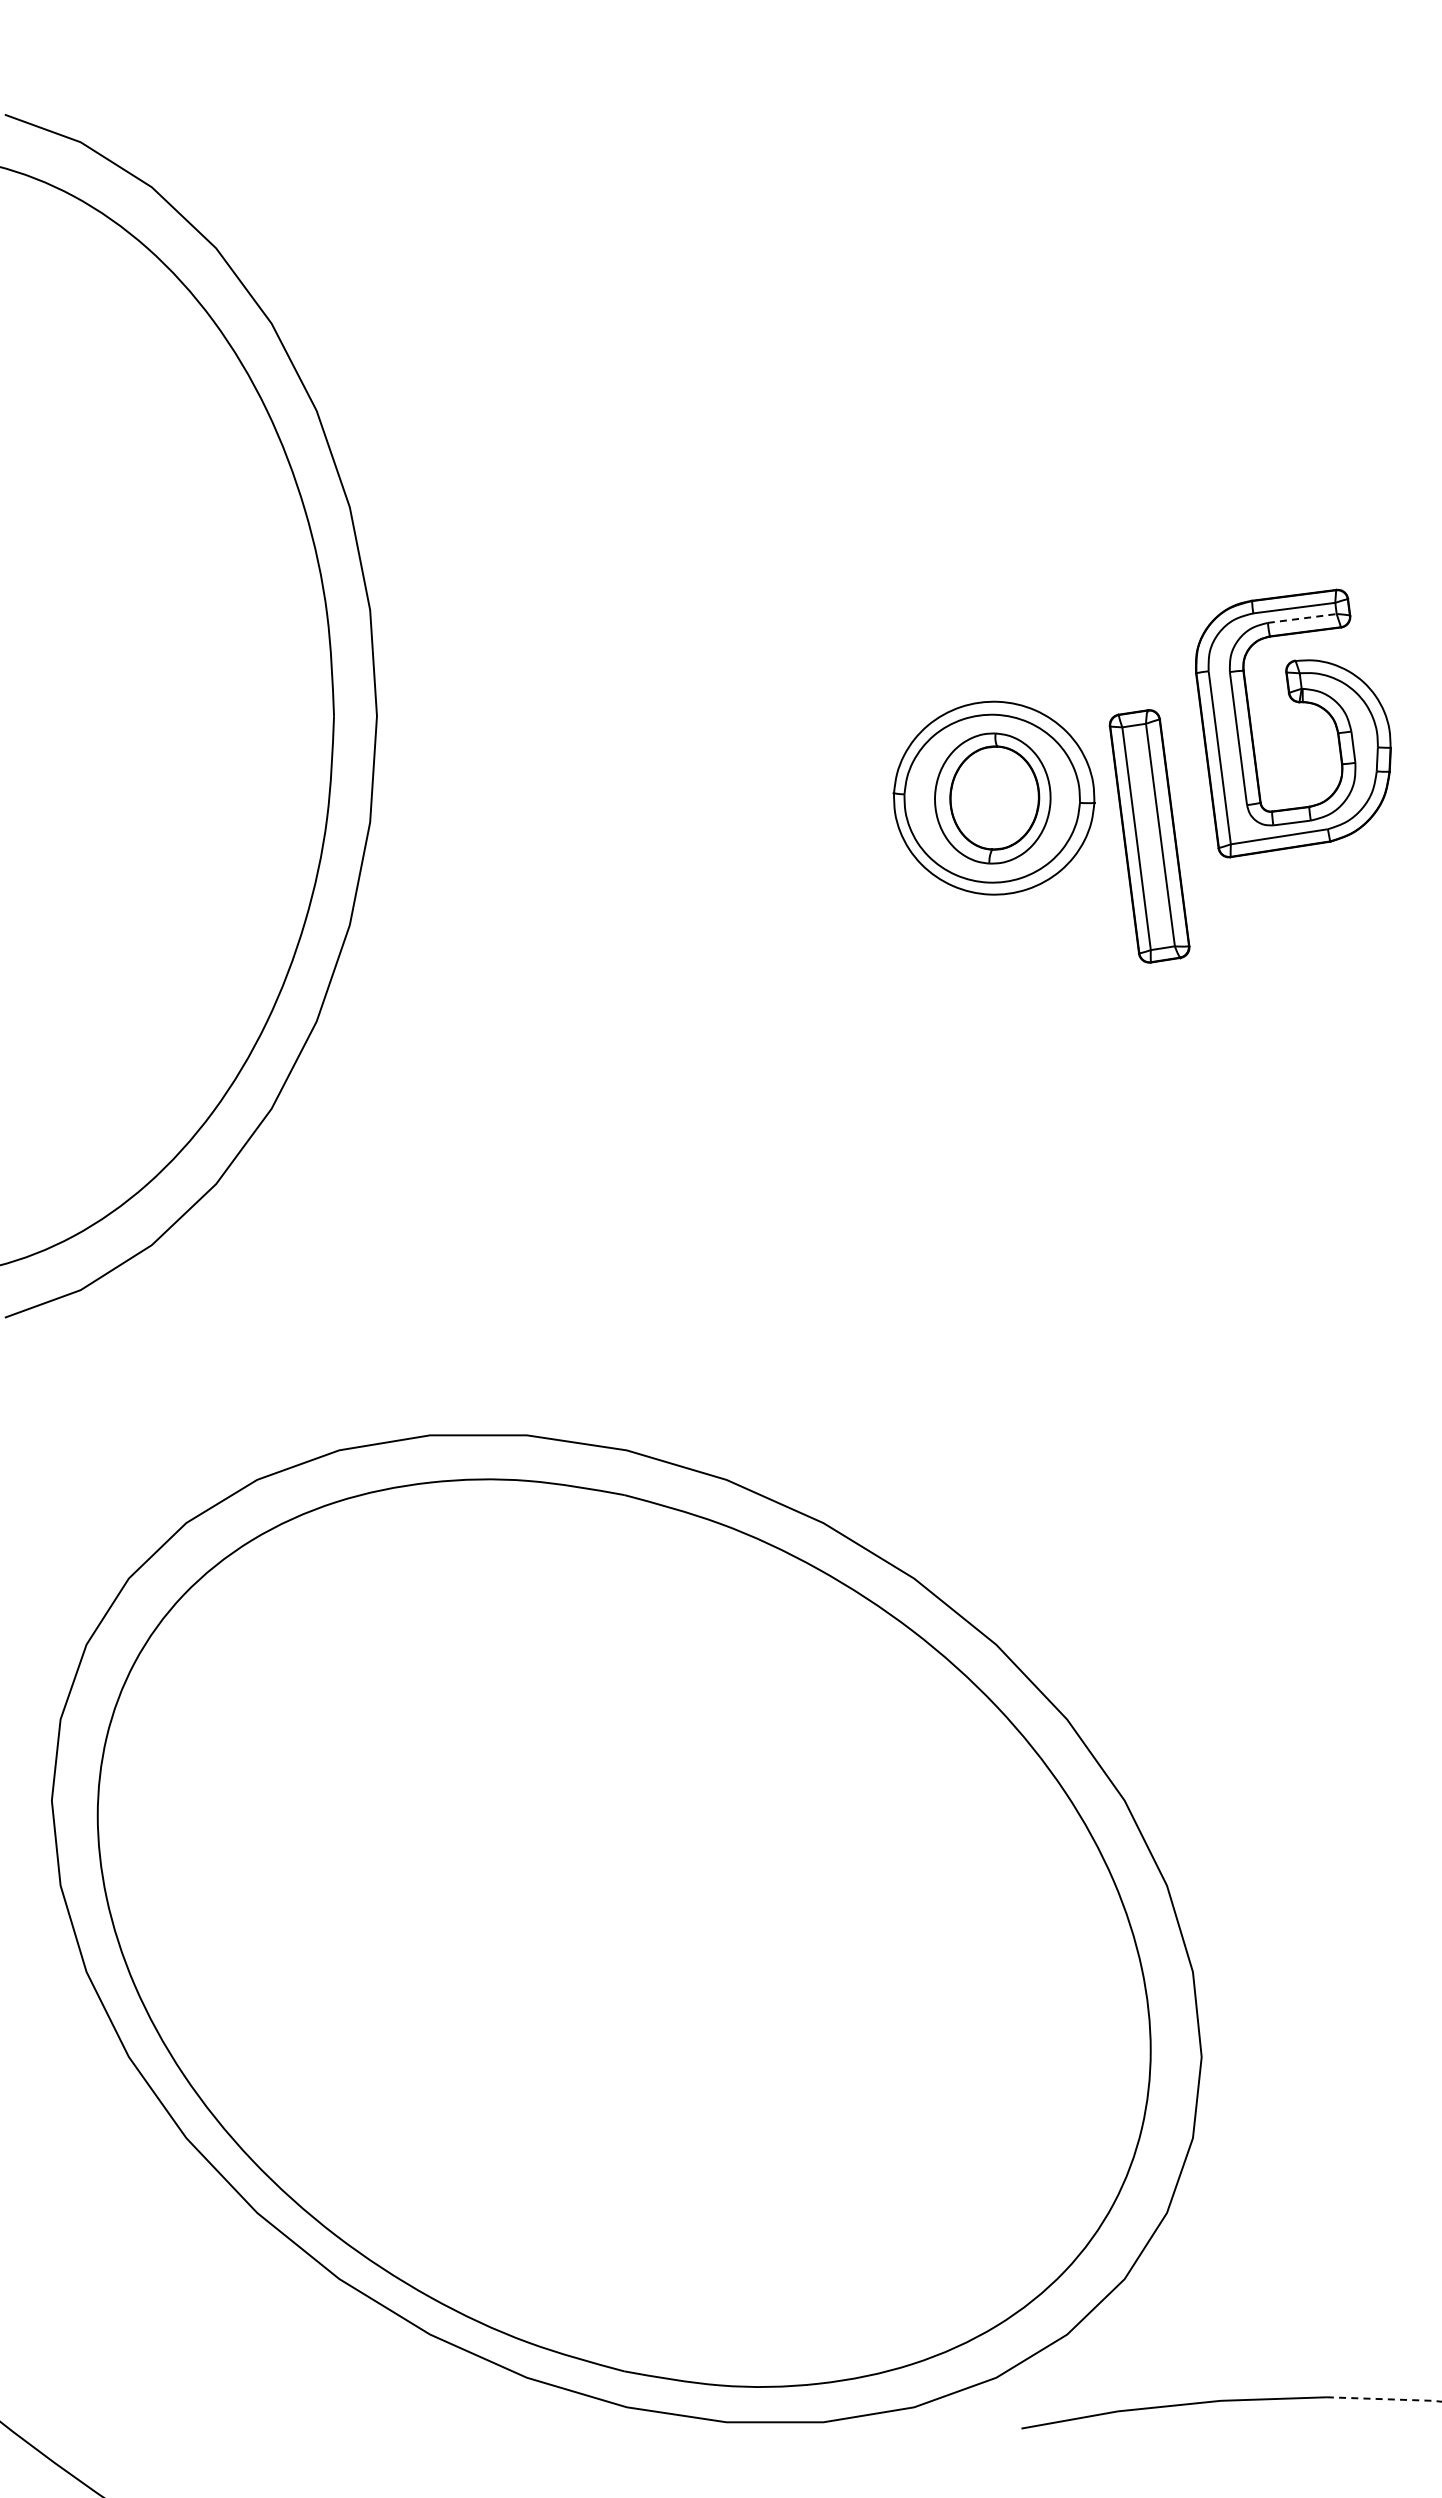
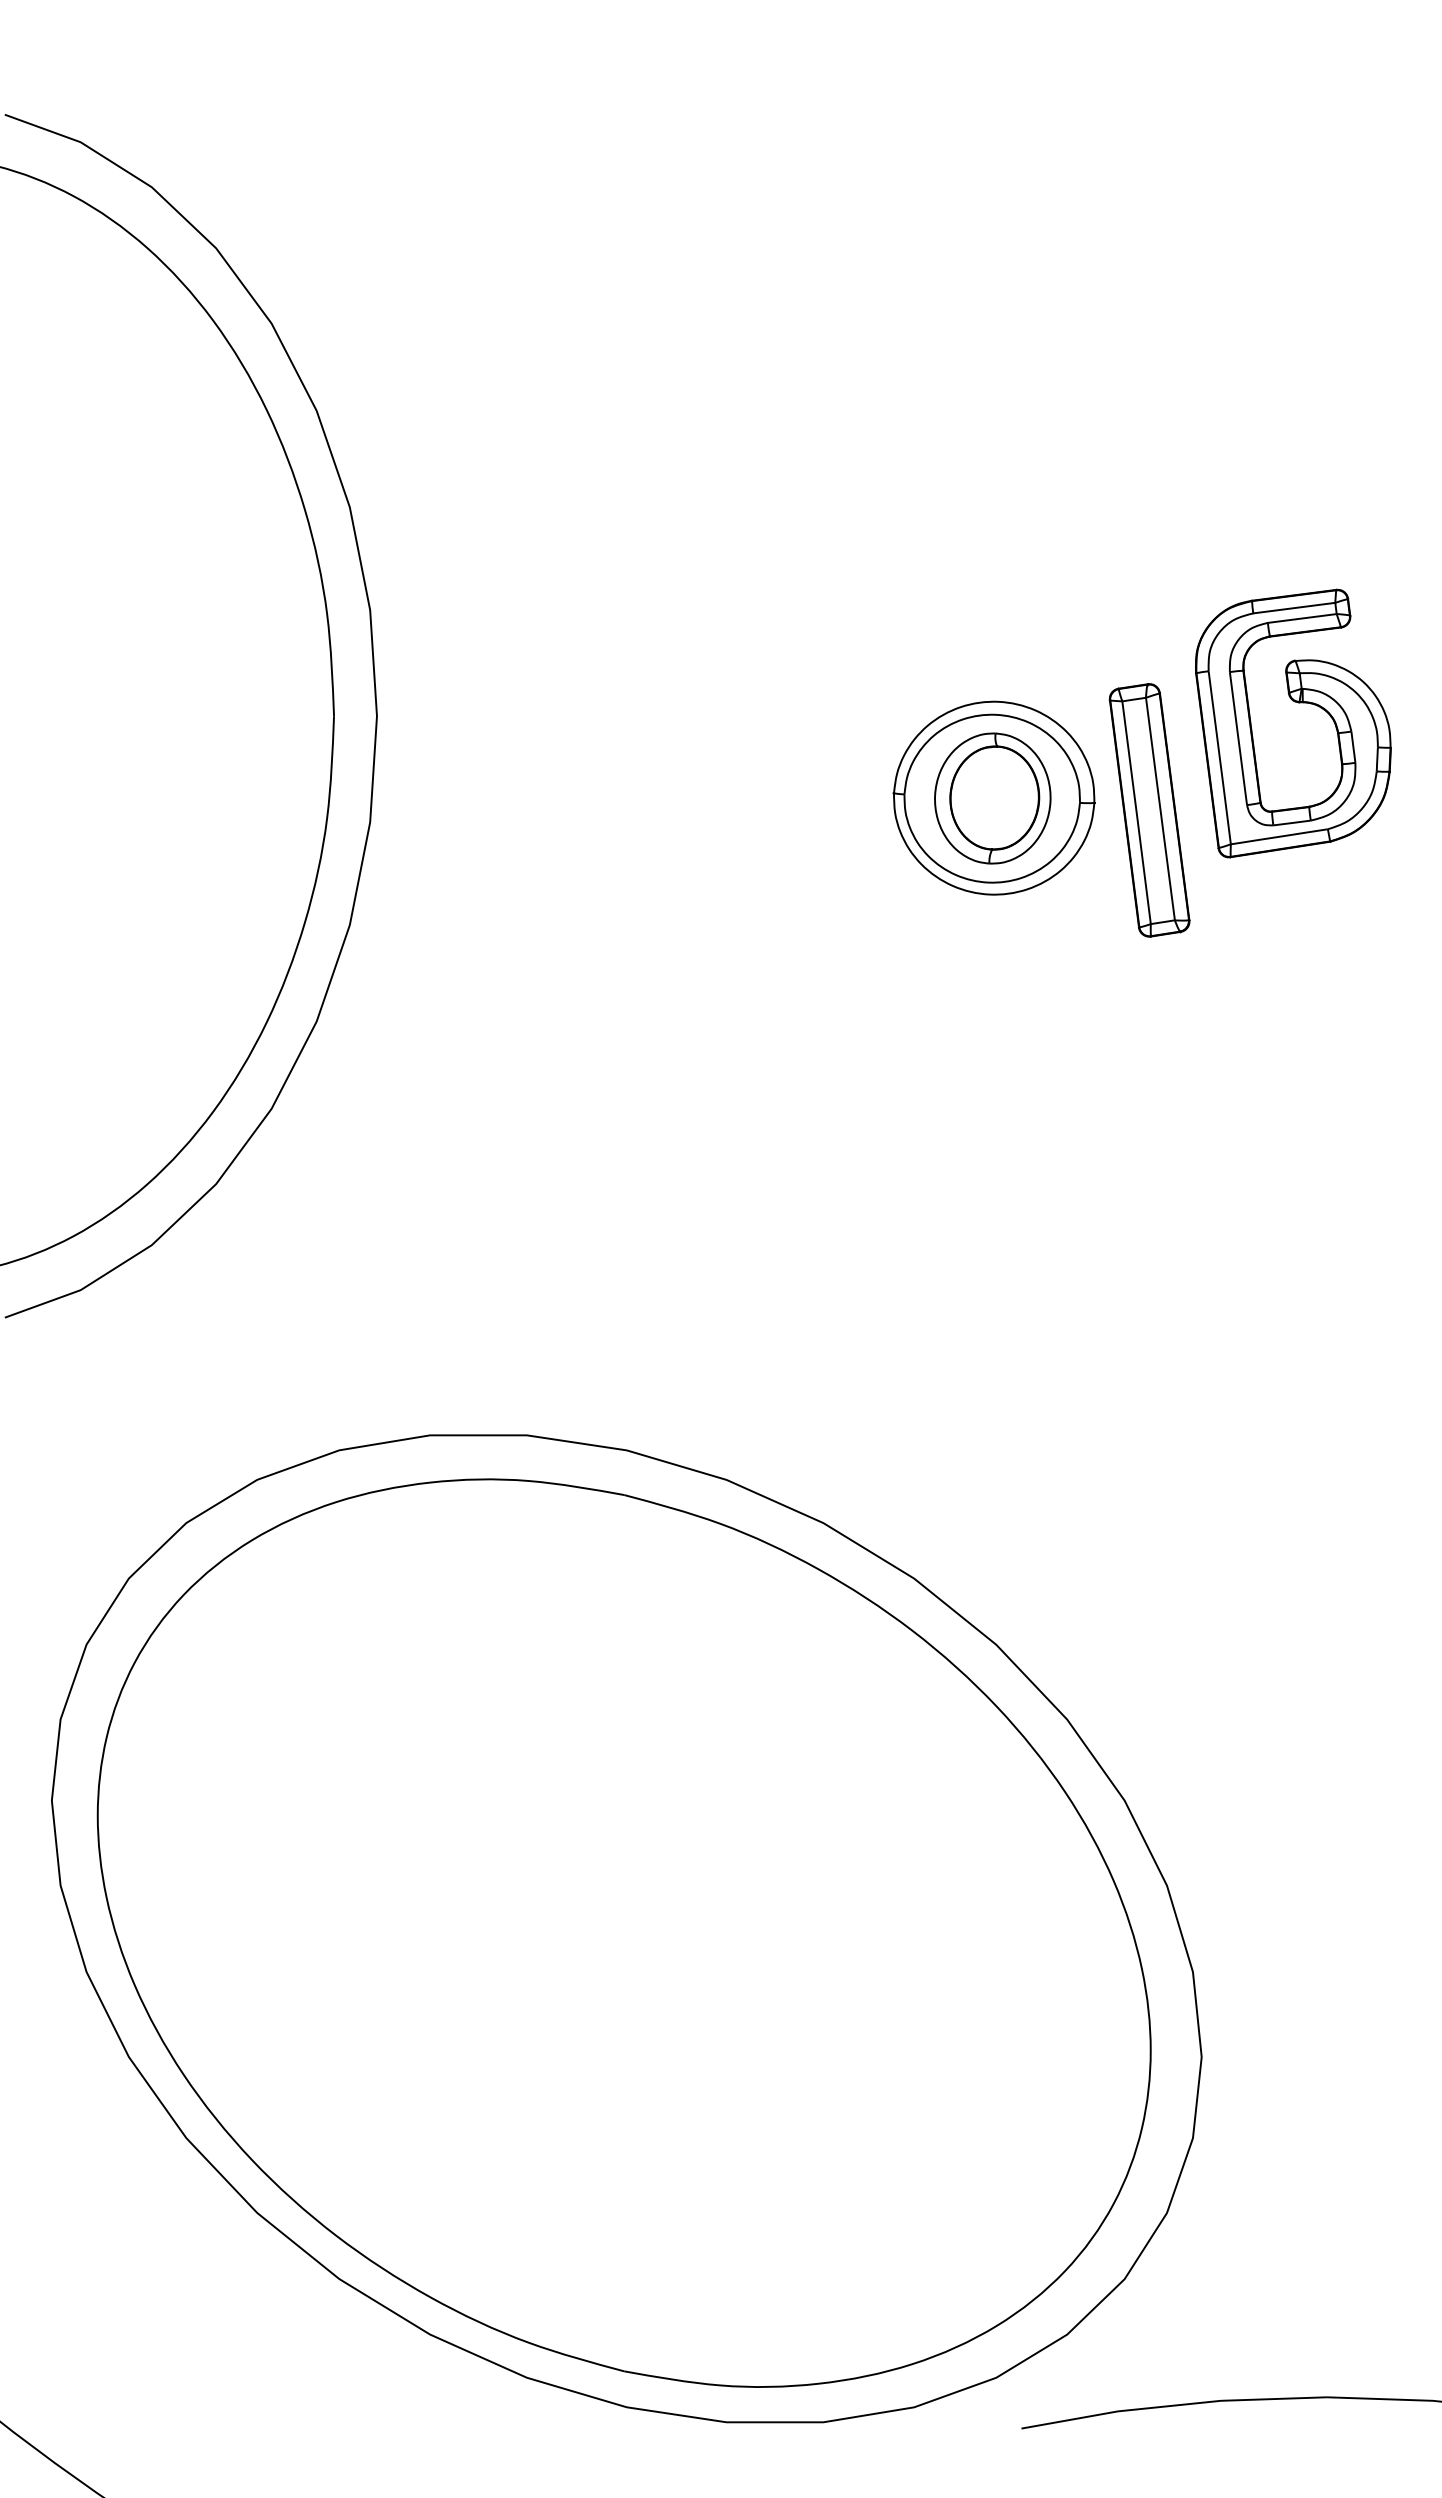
line: dashed -> solid (1302, 618)
part position: (1149, 836) -> (1149, 810) (1149, 810)
line: dashed -> solid (1385, 2399)
